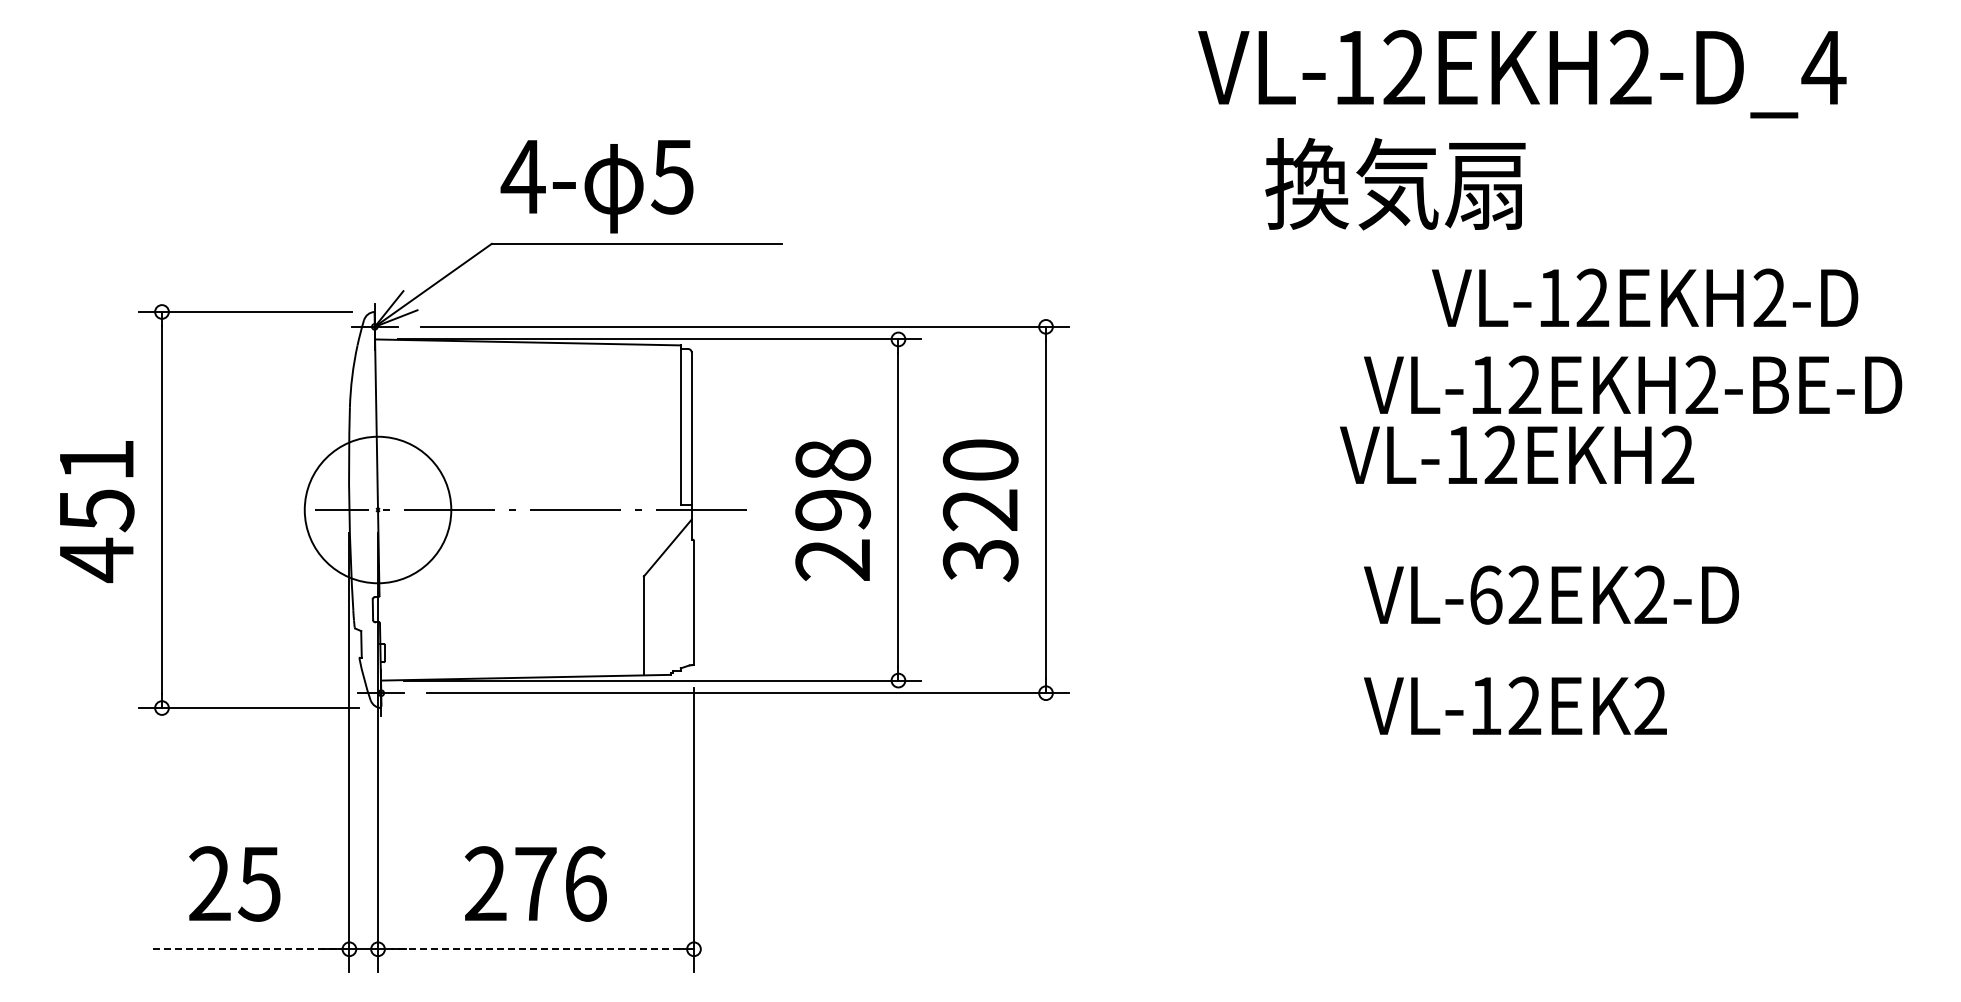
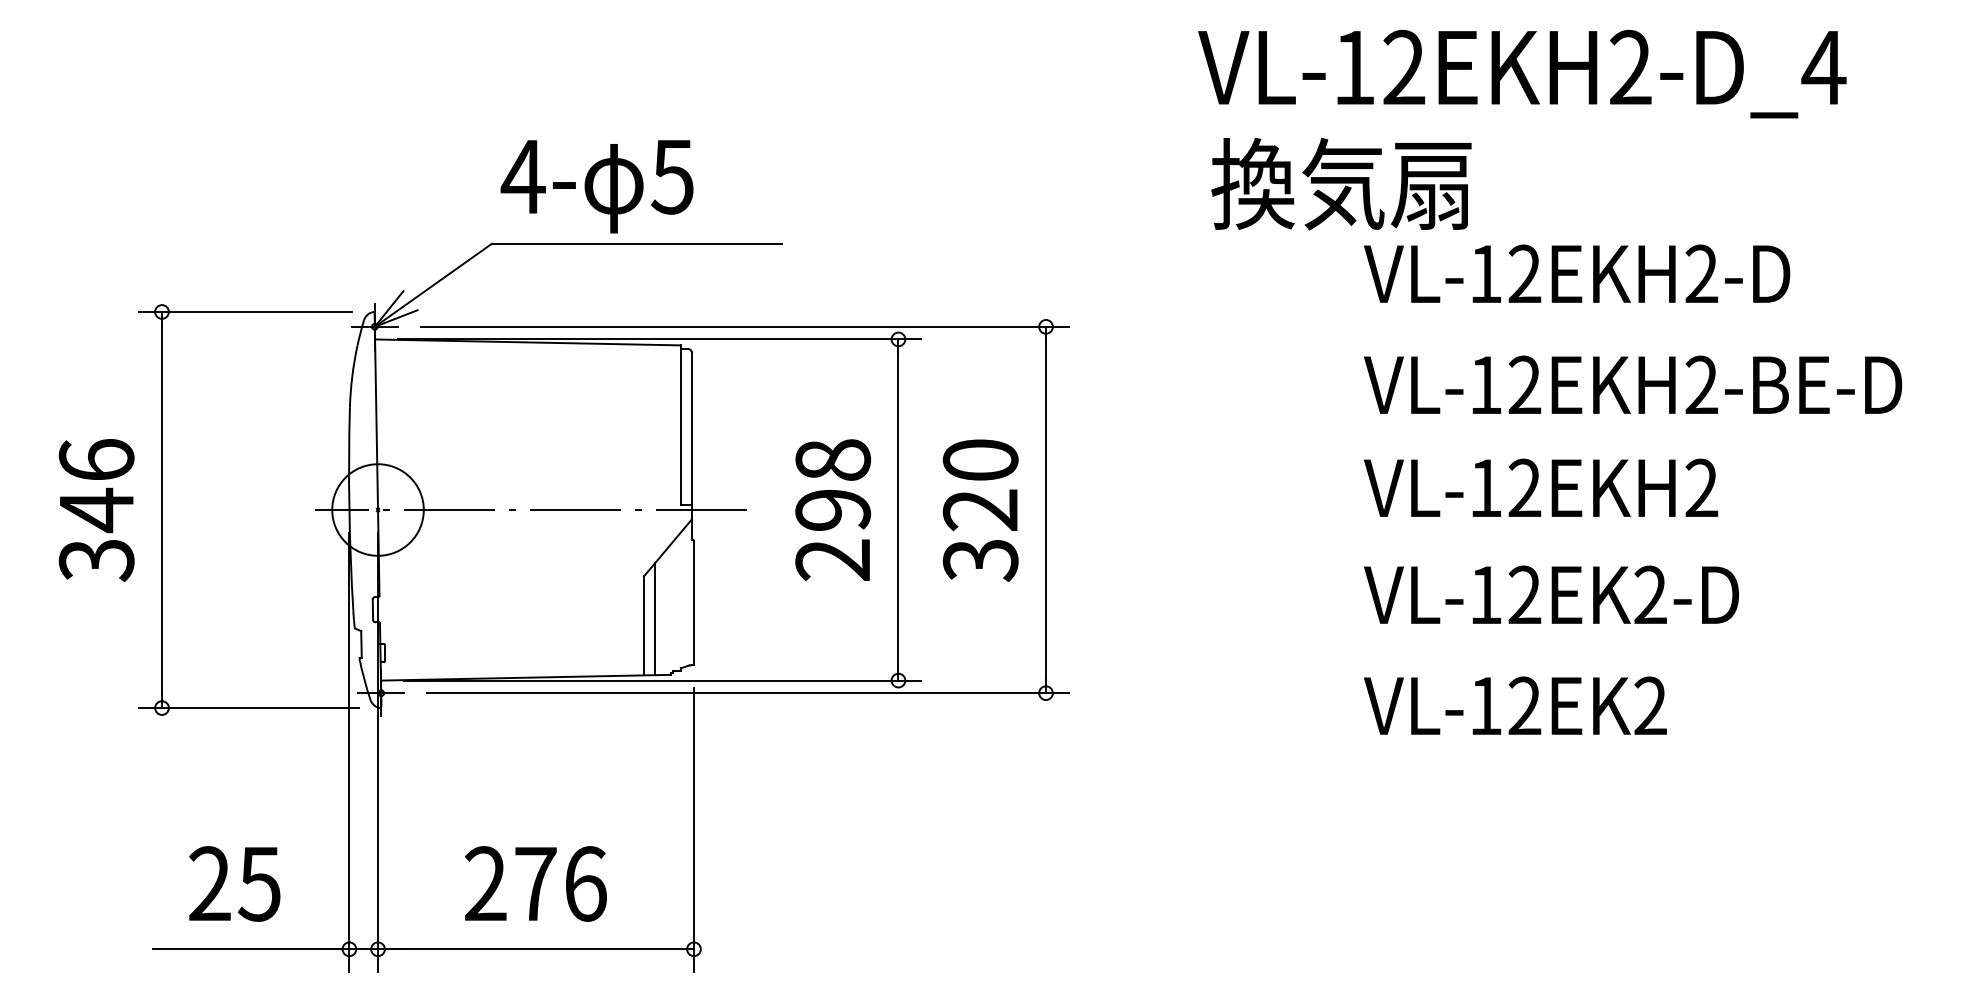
text position: (1395, 183) -> (1341, 183) (1341, 183)
text position: (1645, 297) -> (1577, 273) (1577, 273)
text position: (1517, 454) -> (1541, 487) (1541, 487)
circle diameter: 147 px -> 92 px (377, 509)
text: 451 -> 346 (96, 511)
text: VL-62EK2-D -> VL-12EK2-D (1486, 594)
line: none -> present (655, 618)
line: dashed -> solid (251, 949)
line: dashed -> solid (535, 949)
